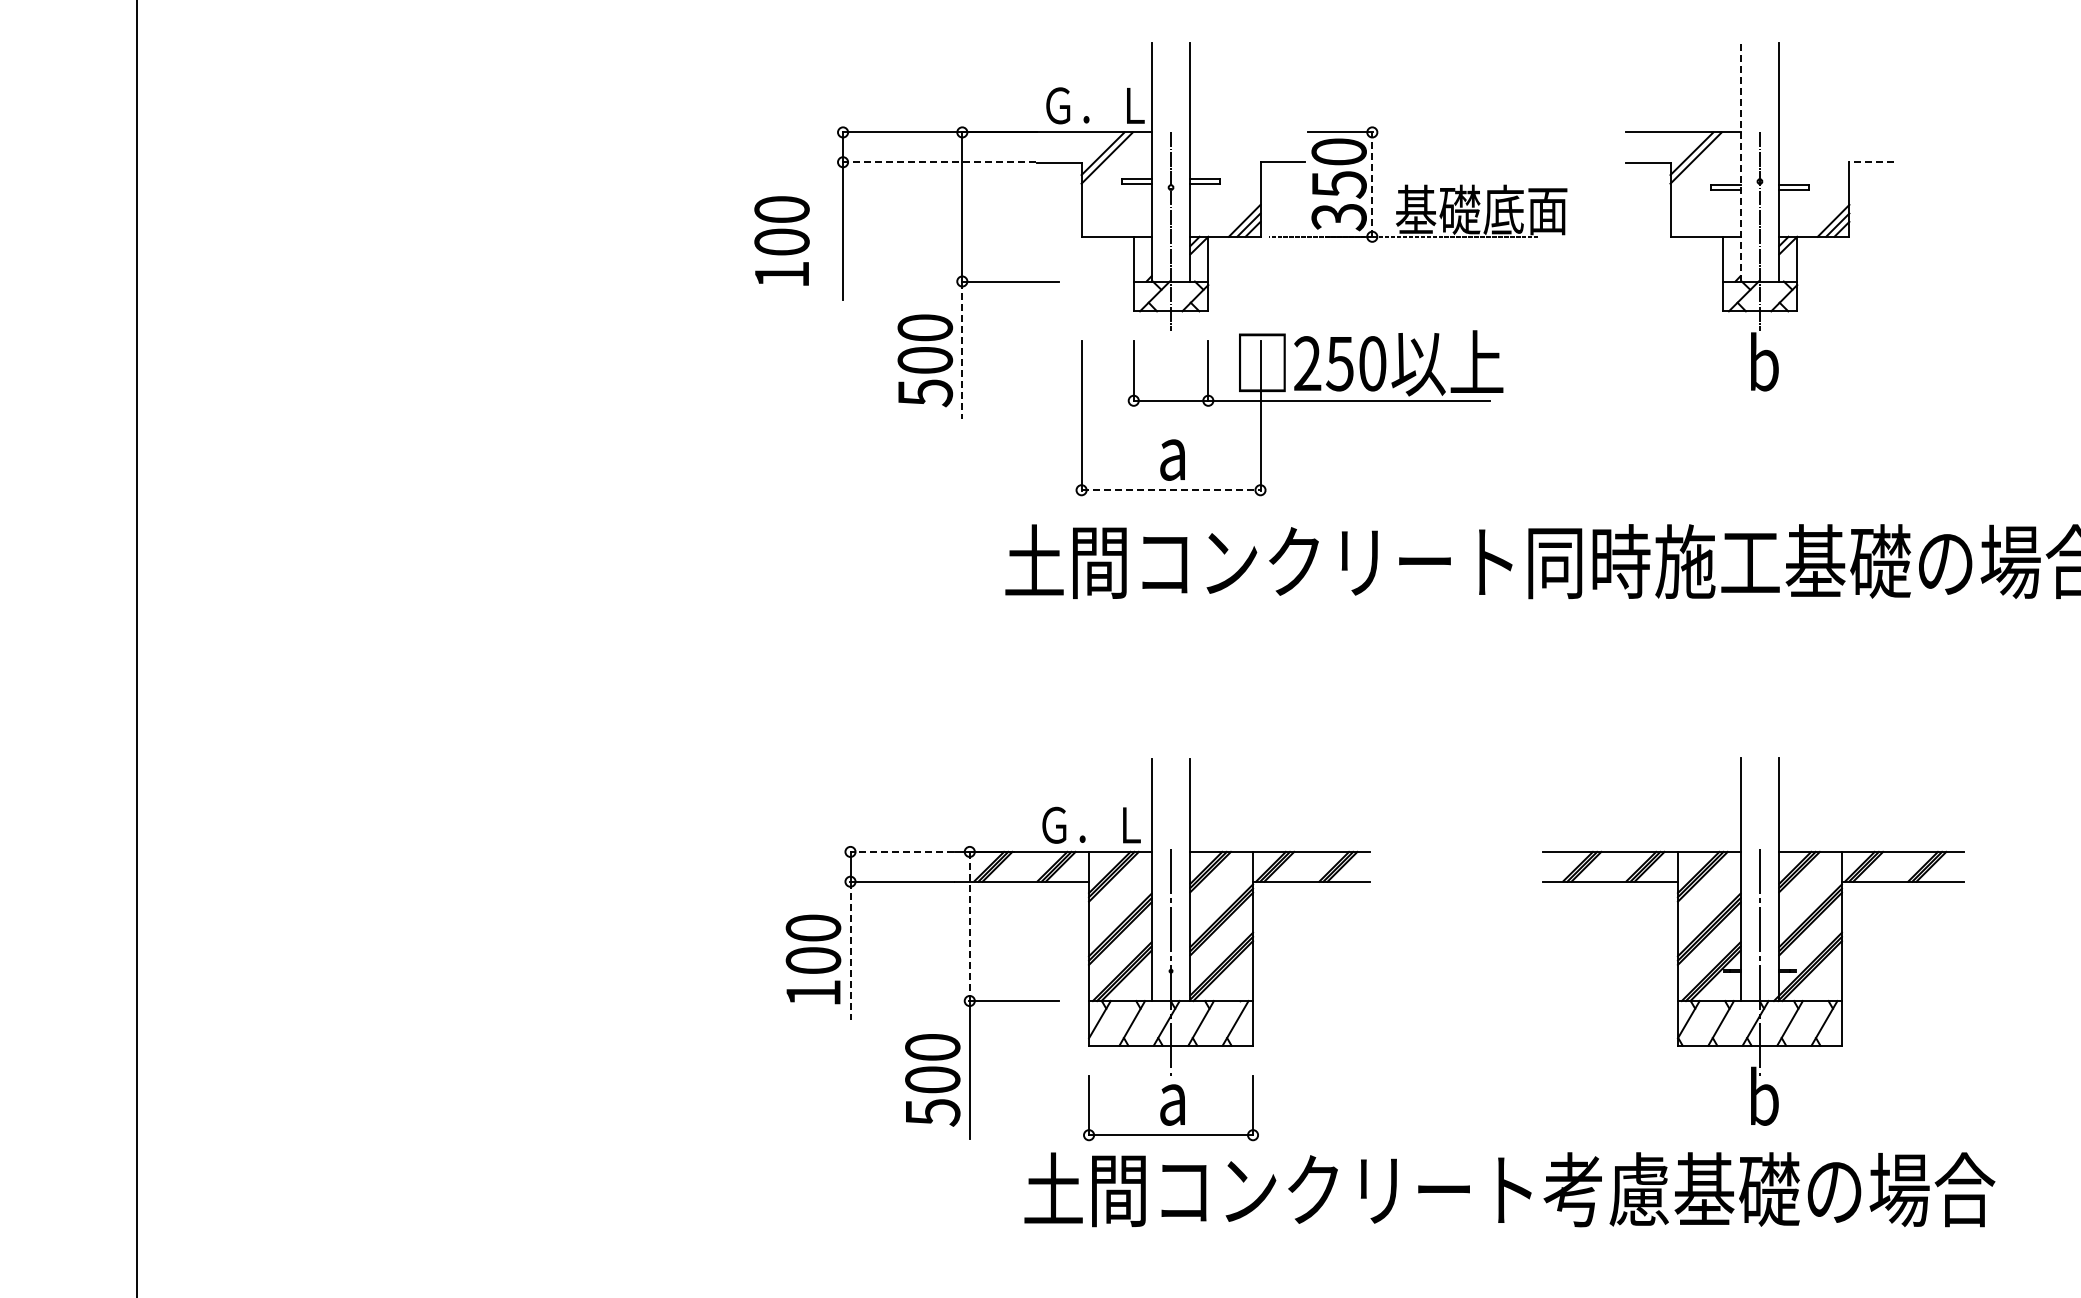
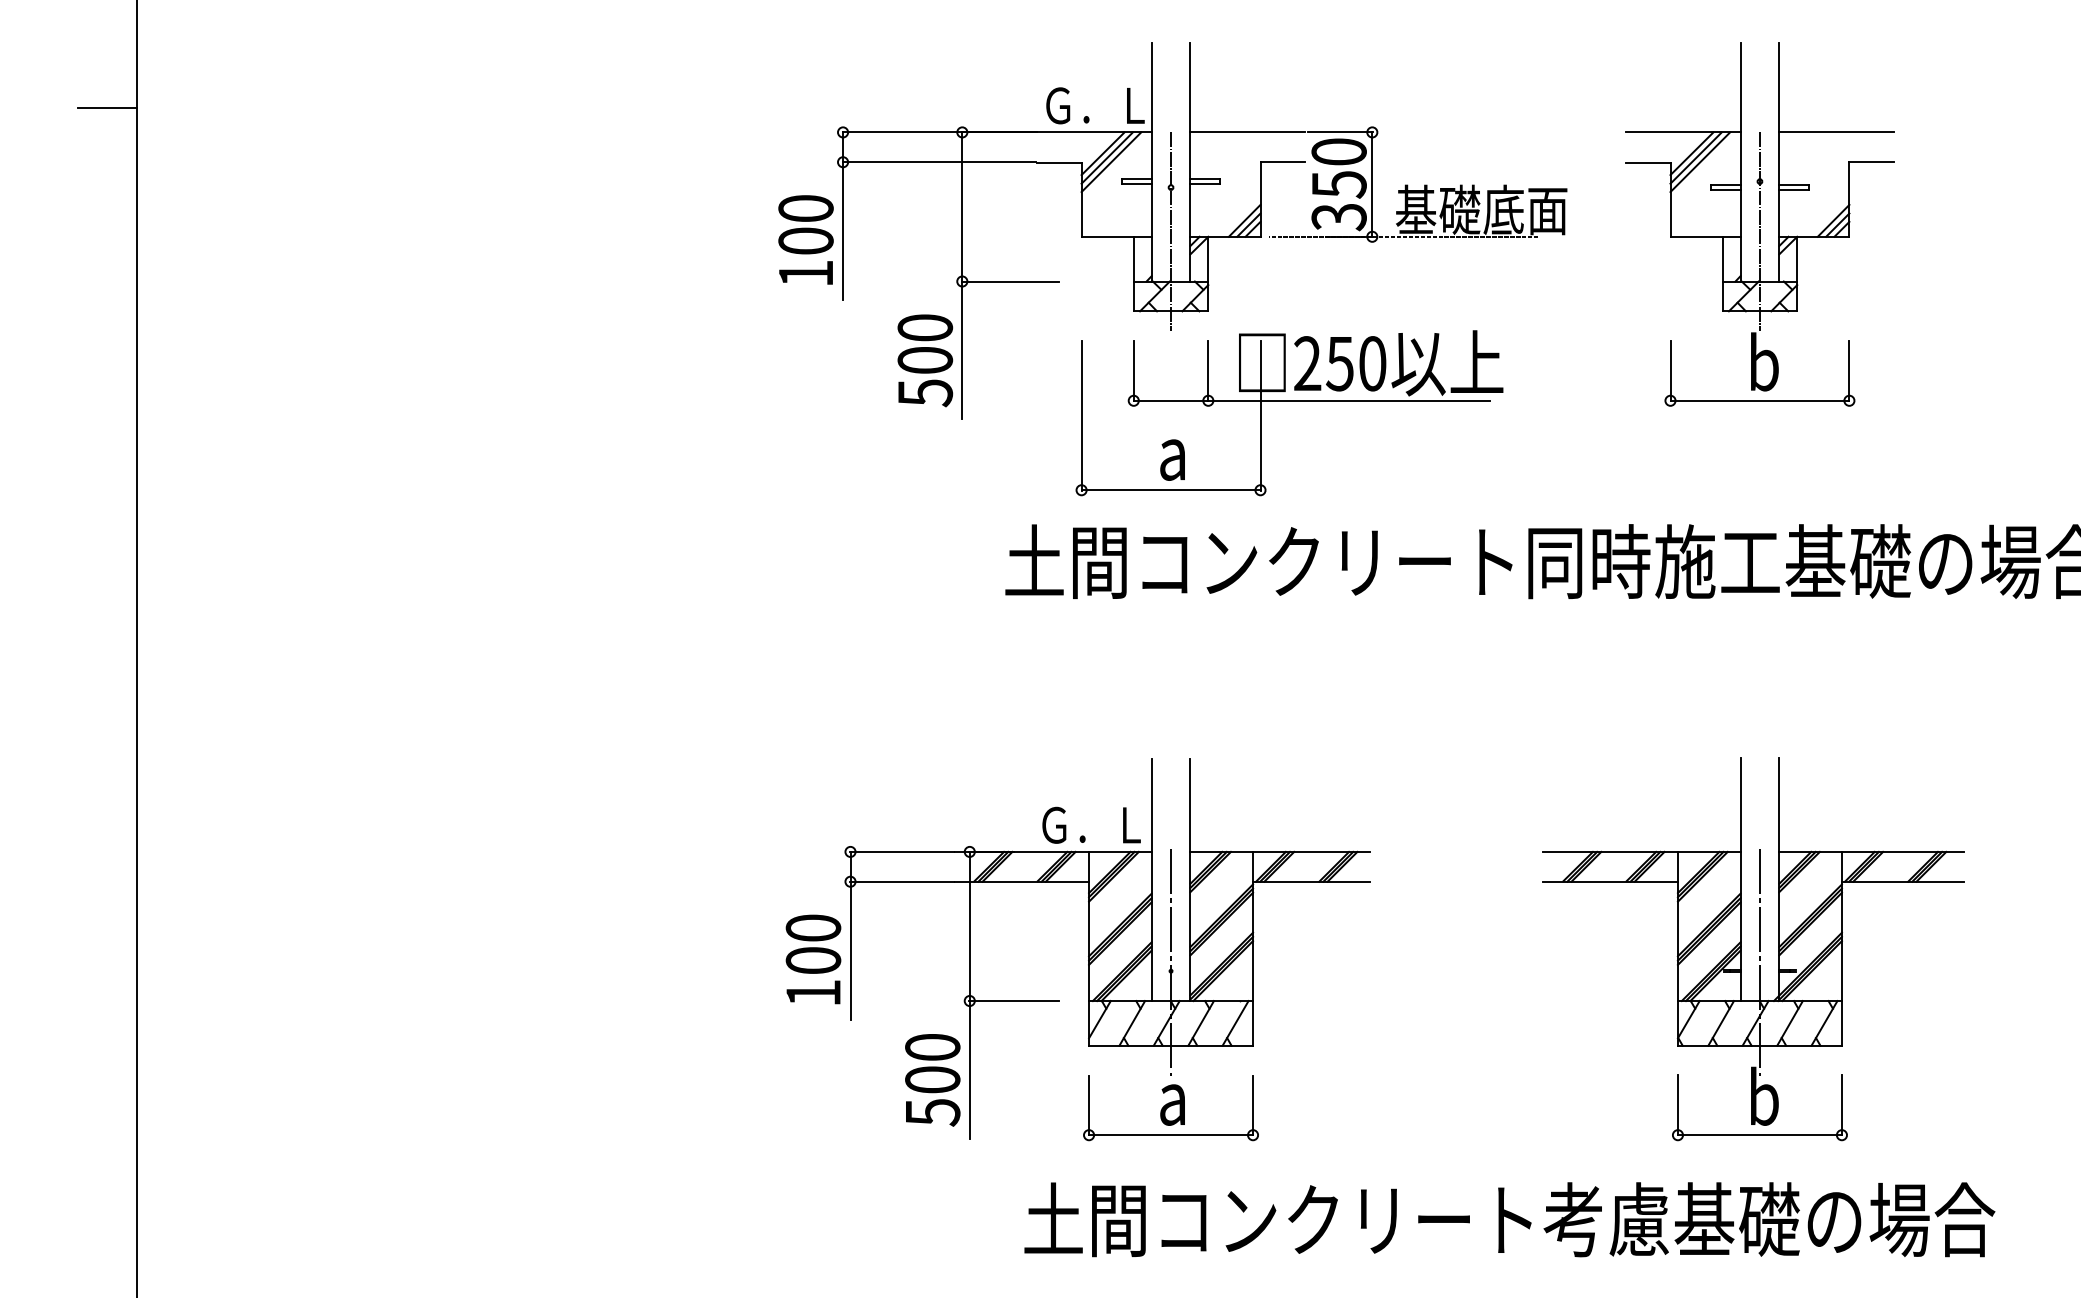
line: none -> present (107, 107)
line: none -> present (1247, 132)
line: none -> present (1836, 132)
line: dashed -> solid (1740, 161)
line: dashed -> solid (939, 162)
line: none -> present (1111, 162)
line: none -> present (1700, 162)
line: dashed -> solid (1871, 162)
line: dashed -> solid (1372, 184)
text position: (781, 240) -> (805, 239) (805, 239)
line: dashed -> solid (962, 350)
part: none -> present (1759, 400)
line: dashed -> solid (1171, 490)
line: dashed -> solid (901, 851)
line: dashed -> solid (969, 926)
line: dashed -> solid (850, 950)
part: none -> present (1759, 1134)
text position: (1509, 1189) -> (1509, 1219) (1509, 1219)
